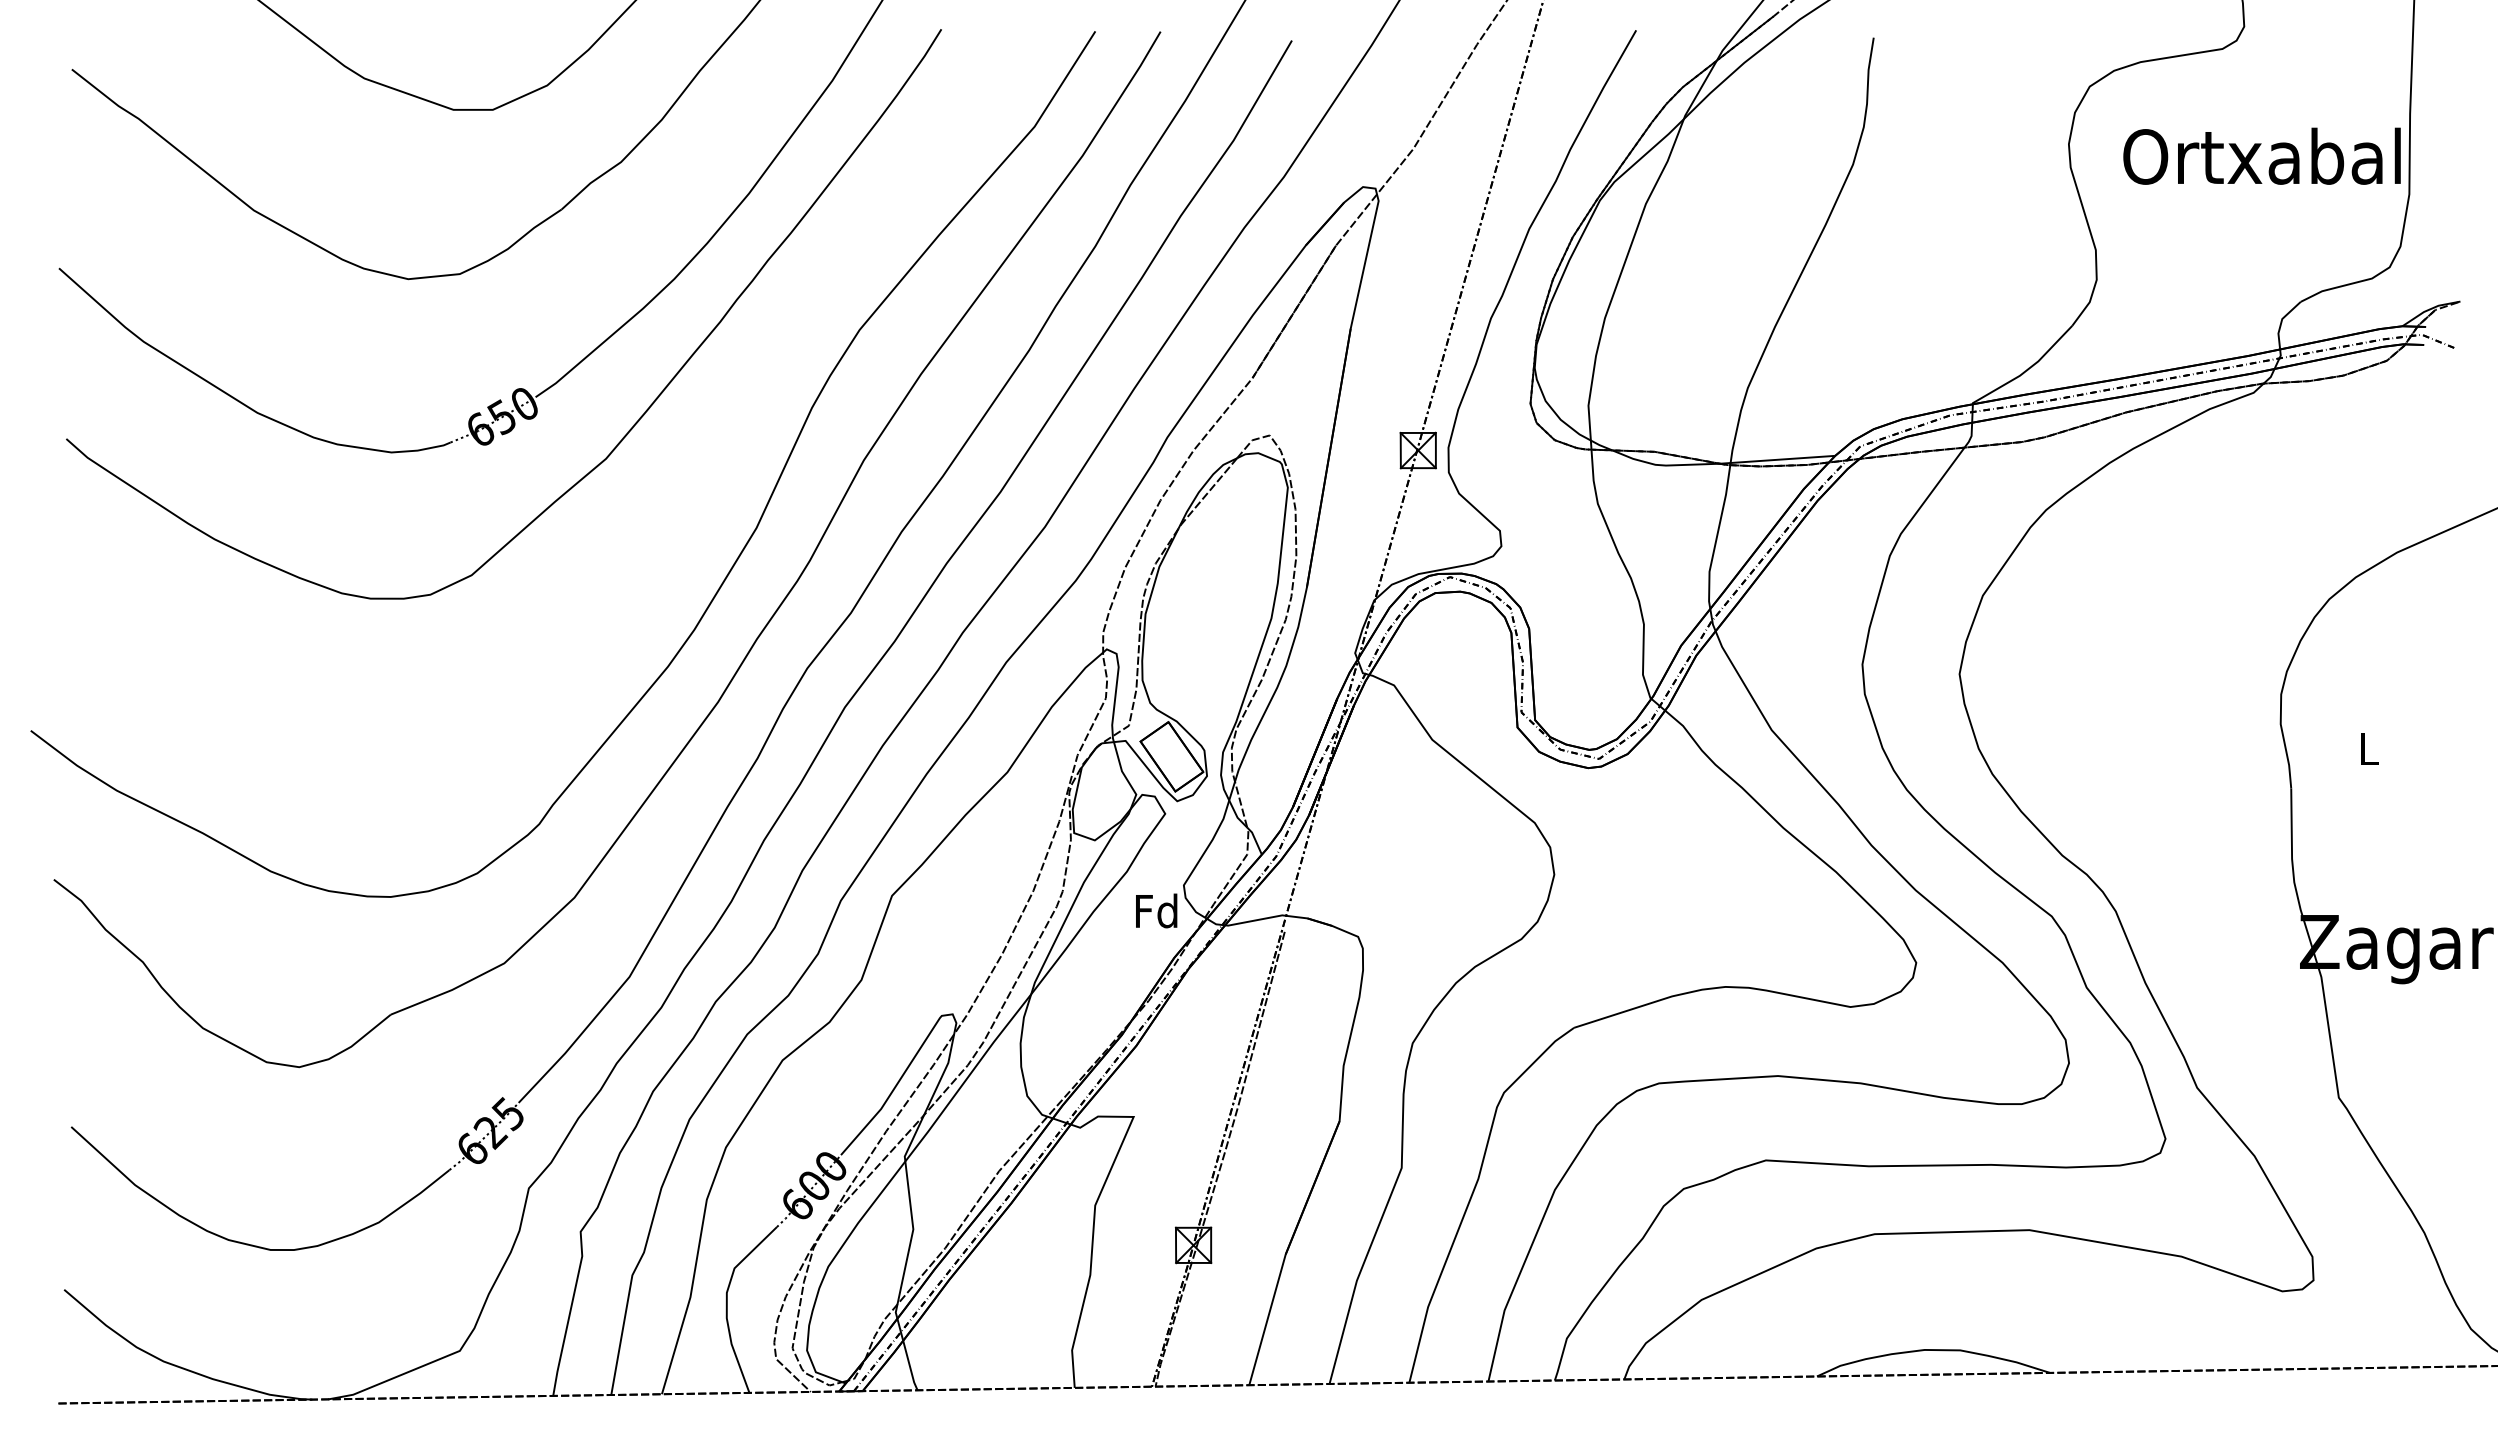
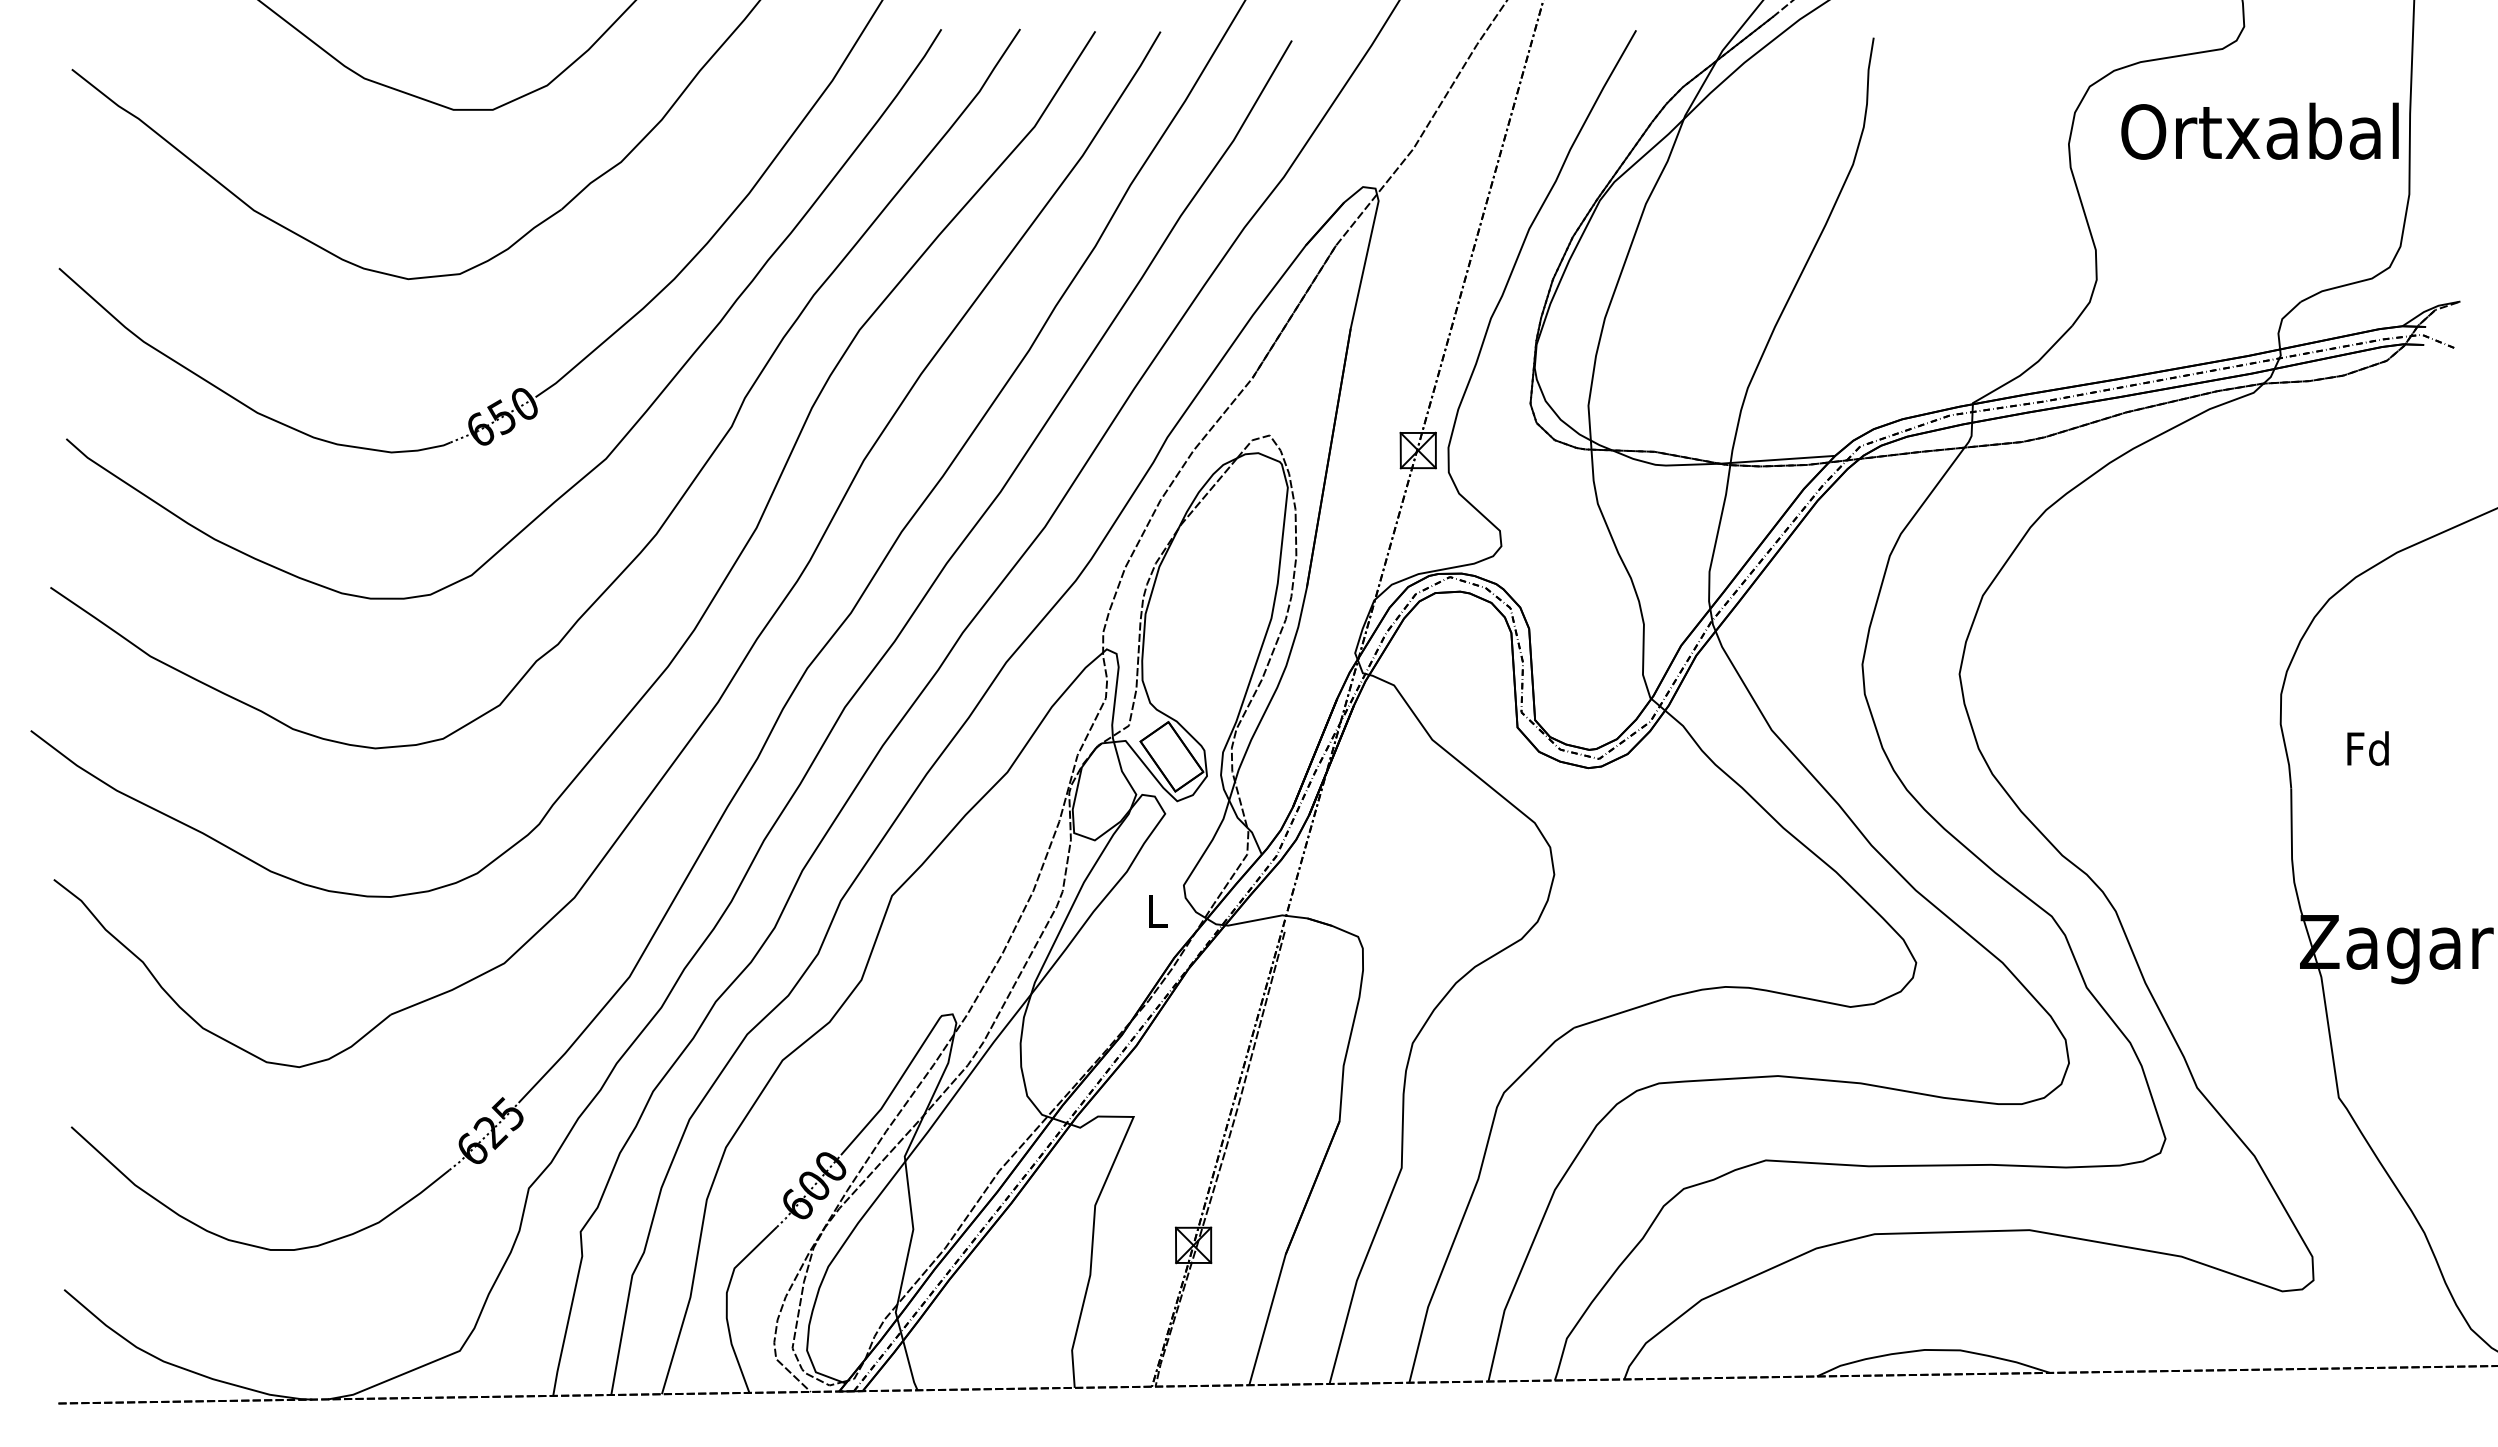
text position: (2261, 155) -> (2259, 130) (2259, 130)
curve: none -> present (685, 490)
text: L -> Fd (2367, 748)
text: Fd -> L (1156, 910)
